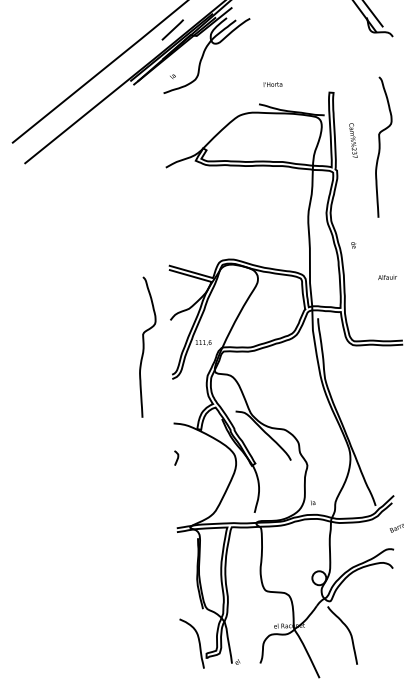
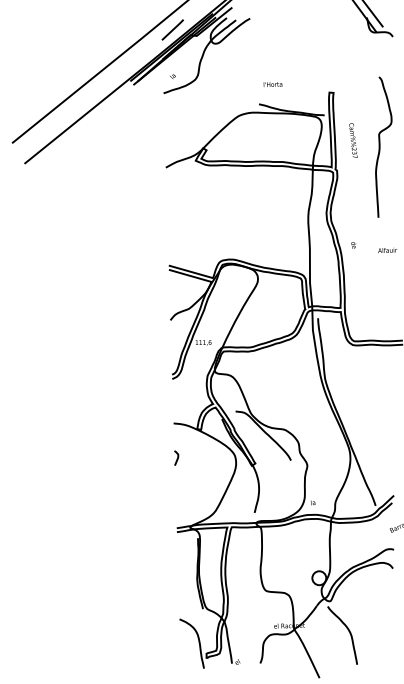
text position: (387, 277) -> (387, 250) (387, 250)
curve: present -> none (144, 346)
